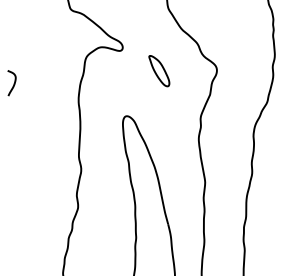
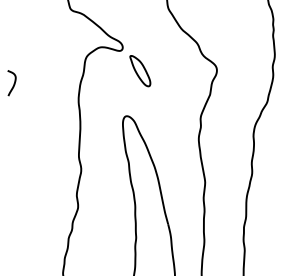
part position: (159, 71) -> (140, 71) (140, 71)
